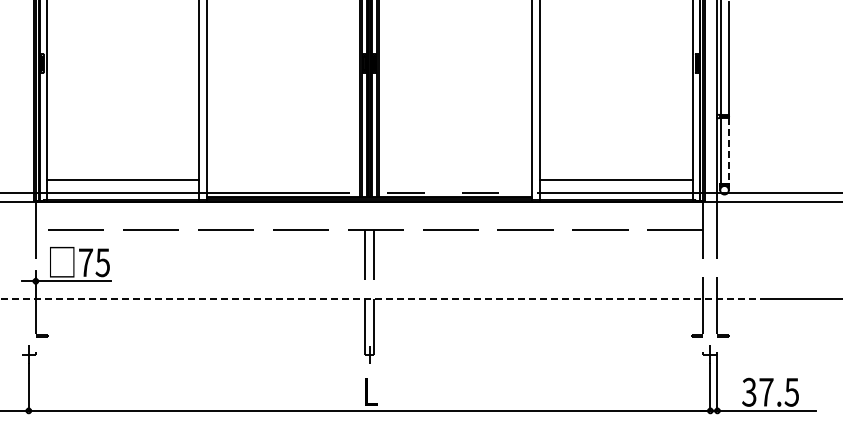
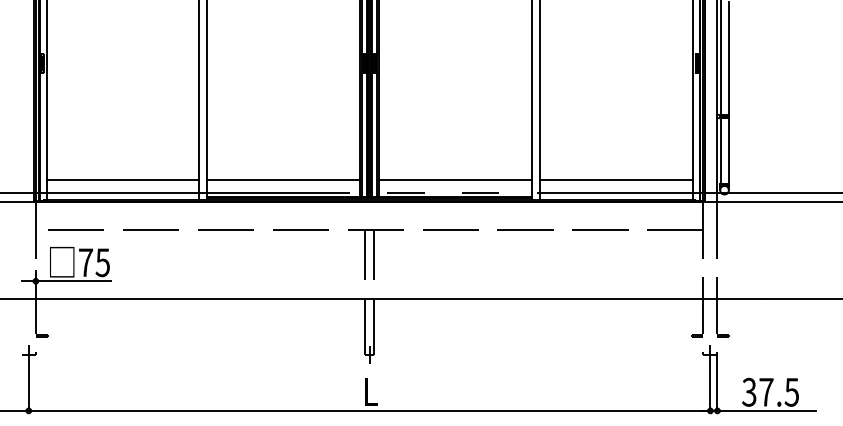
line: dashed -> solid (728, 151)
line: none -> present (283, 180)
line: none -> present (455, 180)
line: dashed -> solid (383, 298)
